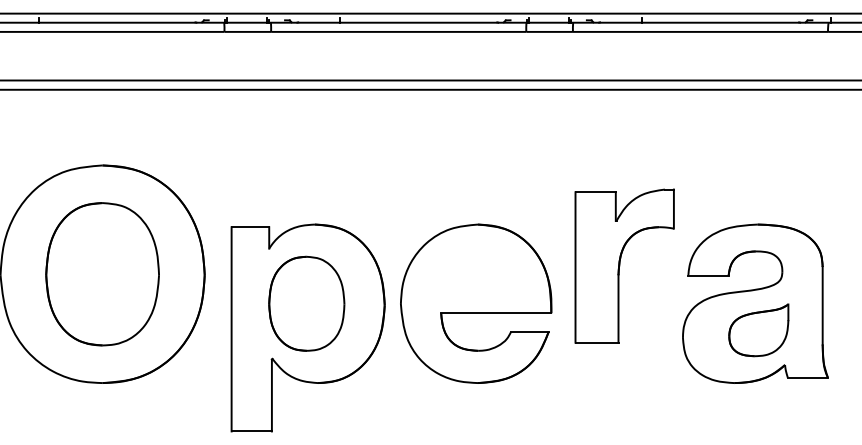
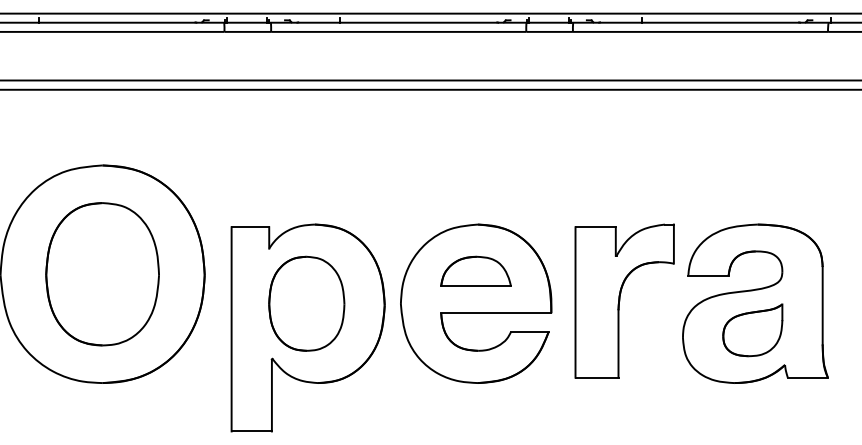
part position: (624, 265) -> (624, 300) (624, 300)
part: none -> present (475, 270)
part position: (758, 330) -> (752, 330) (752, 330)
